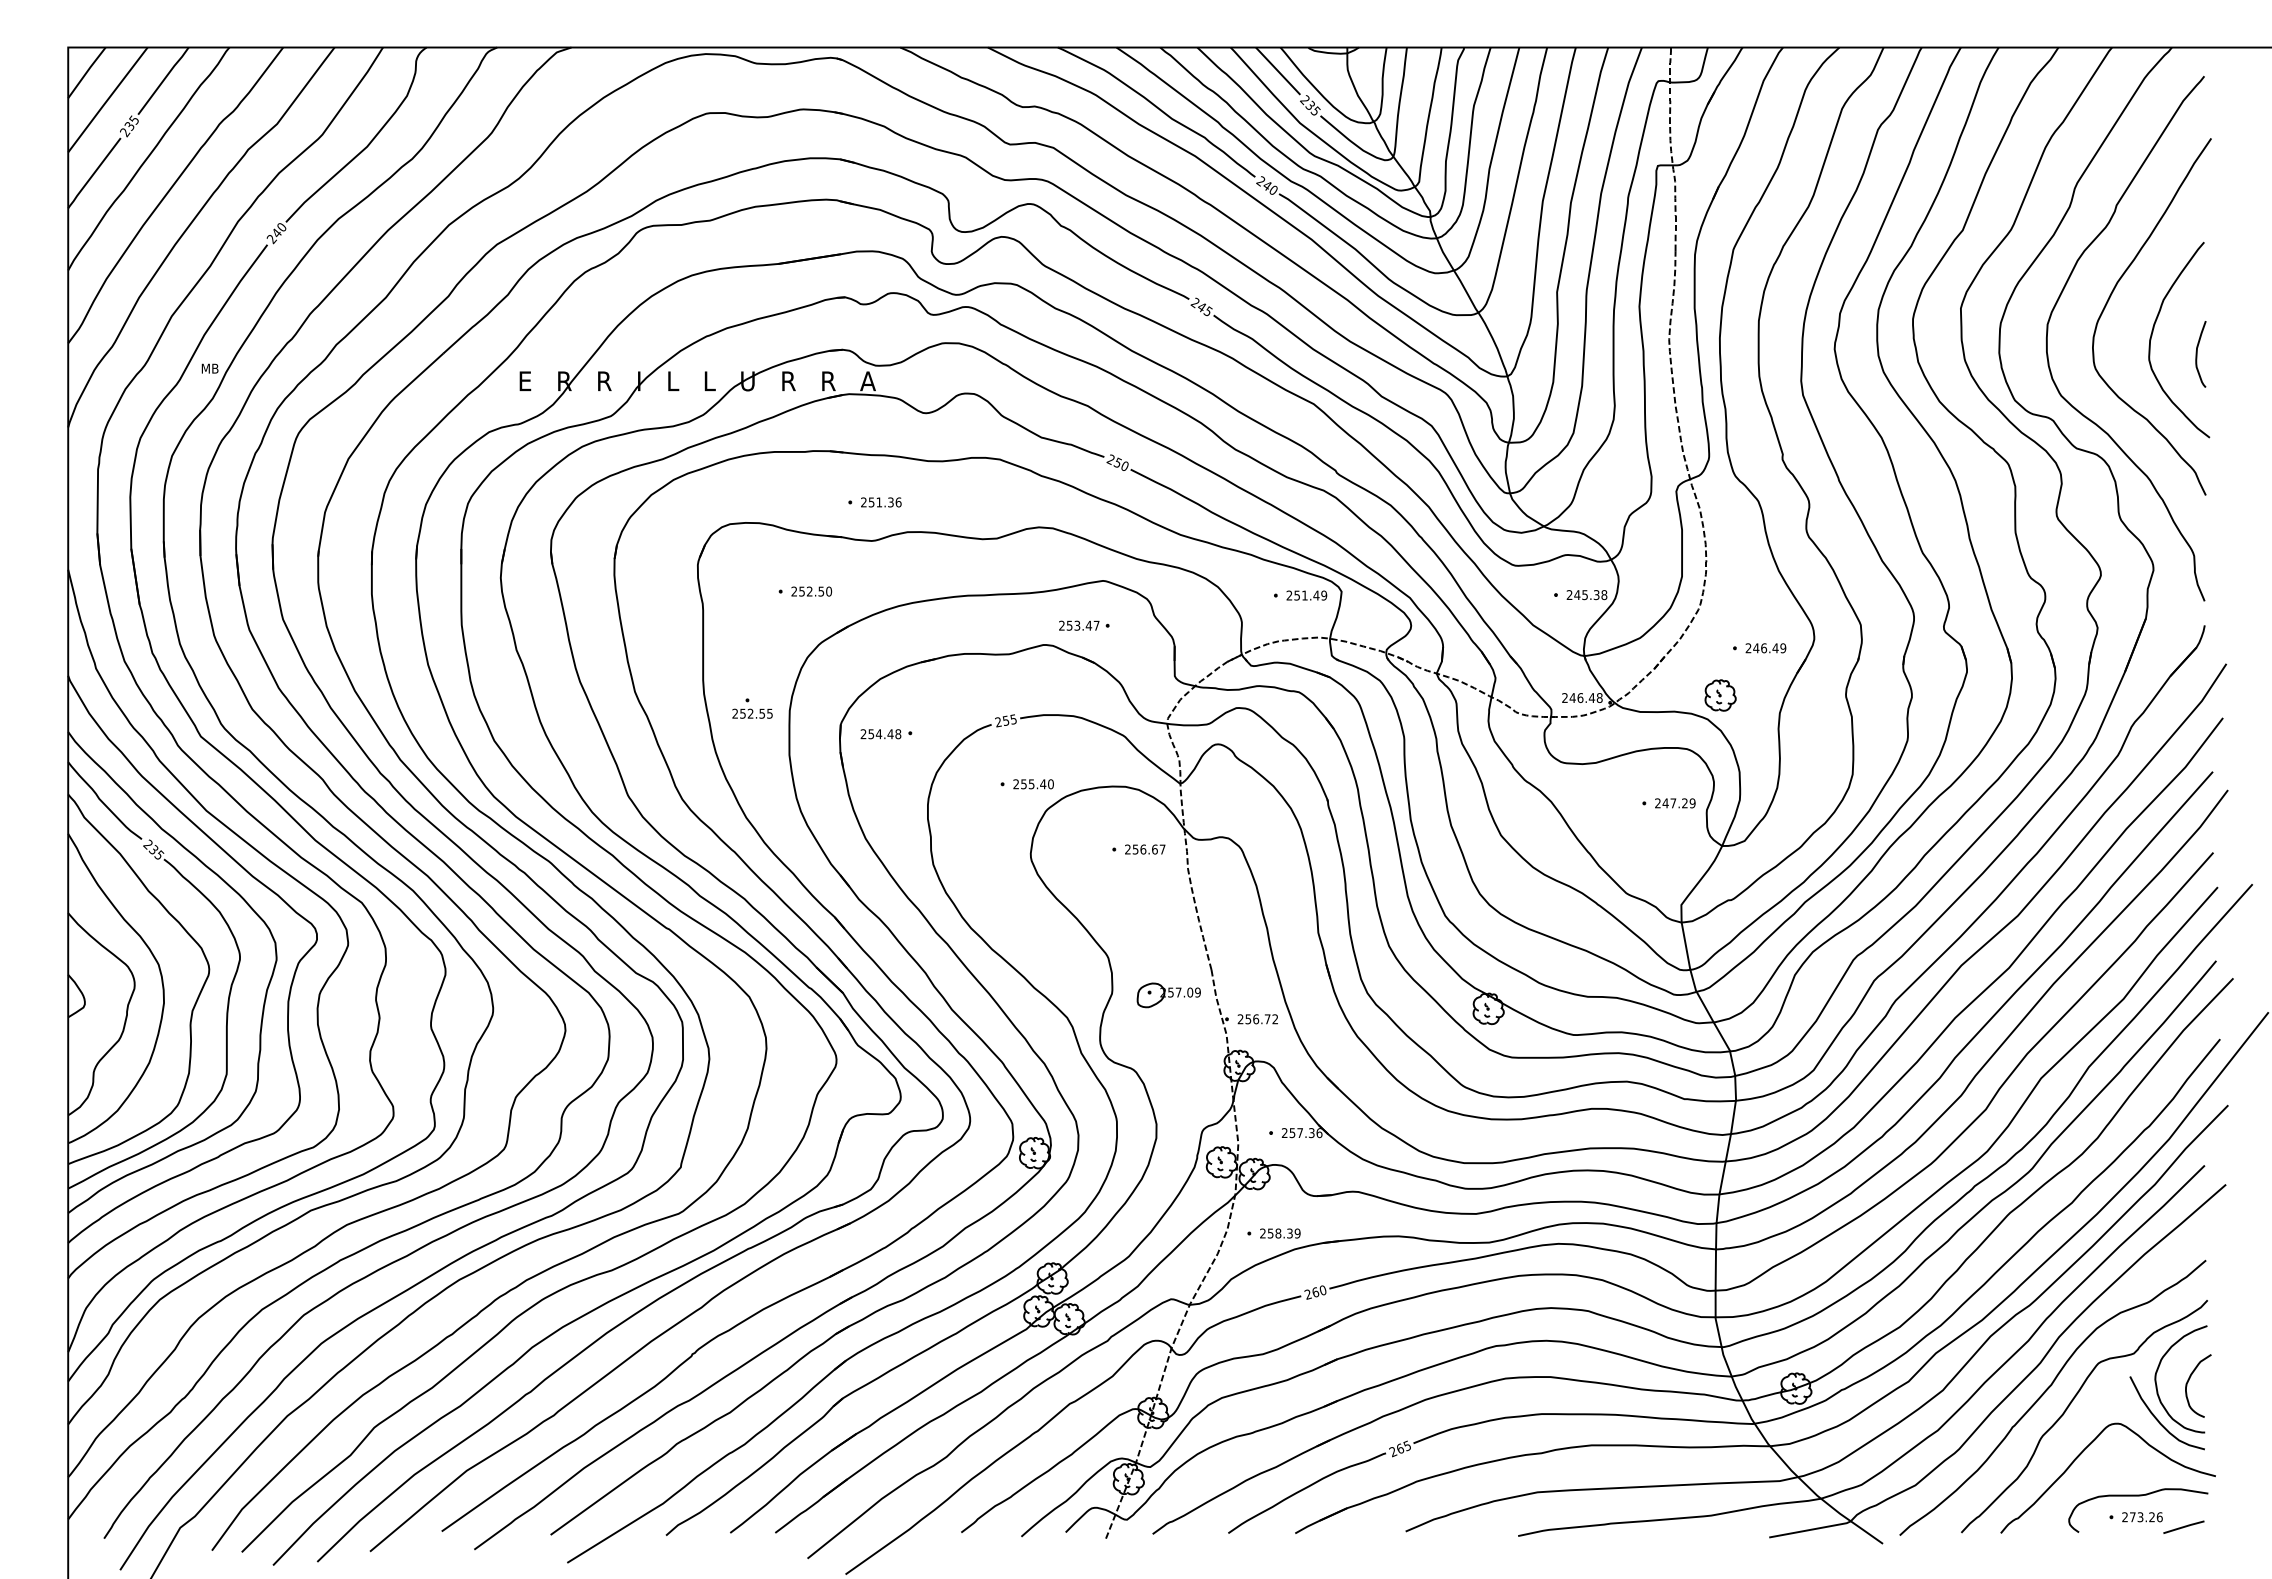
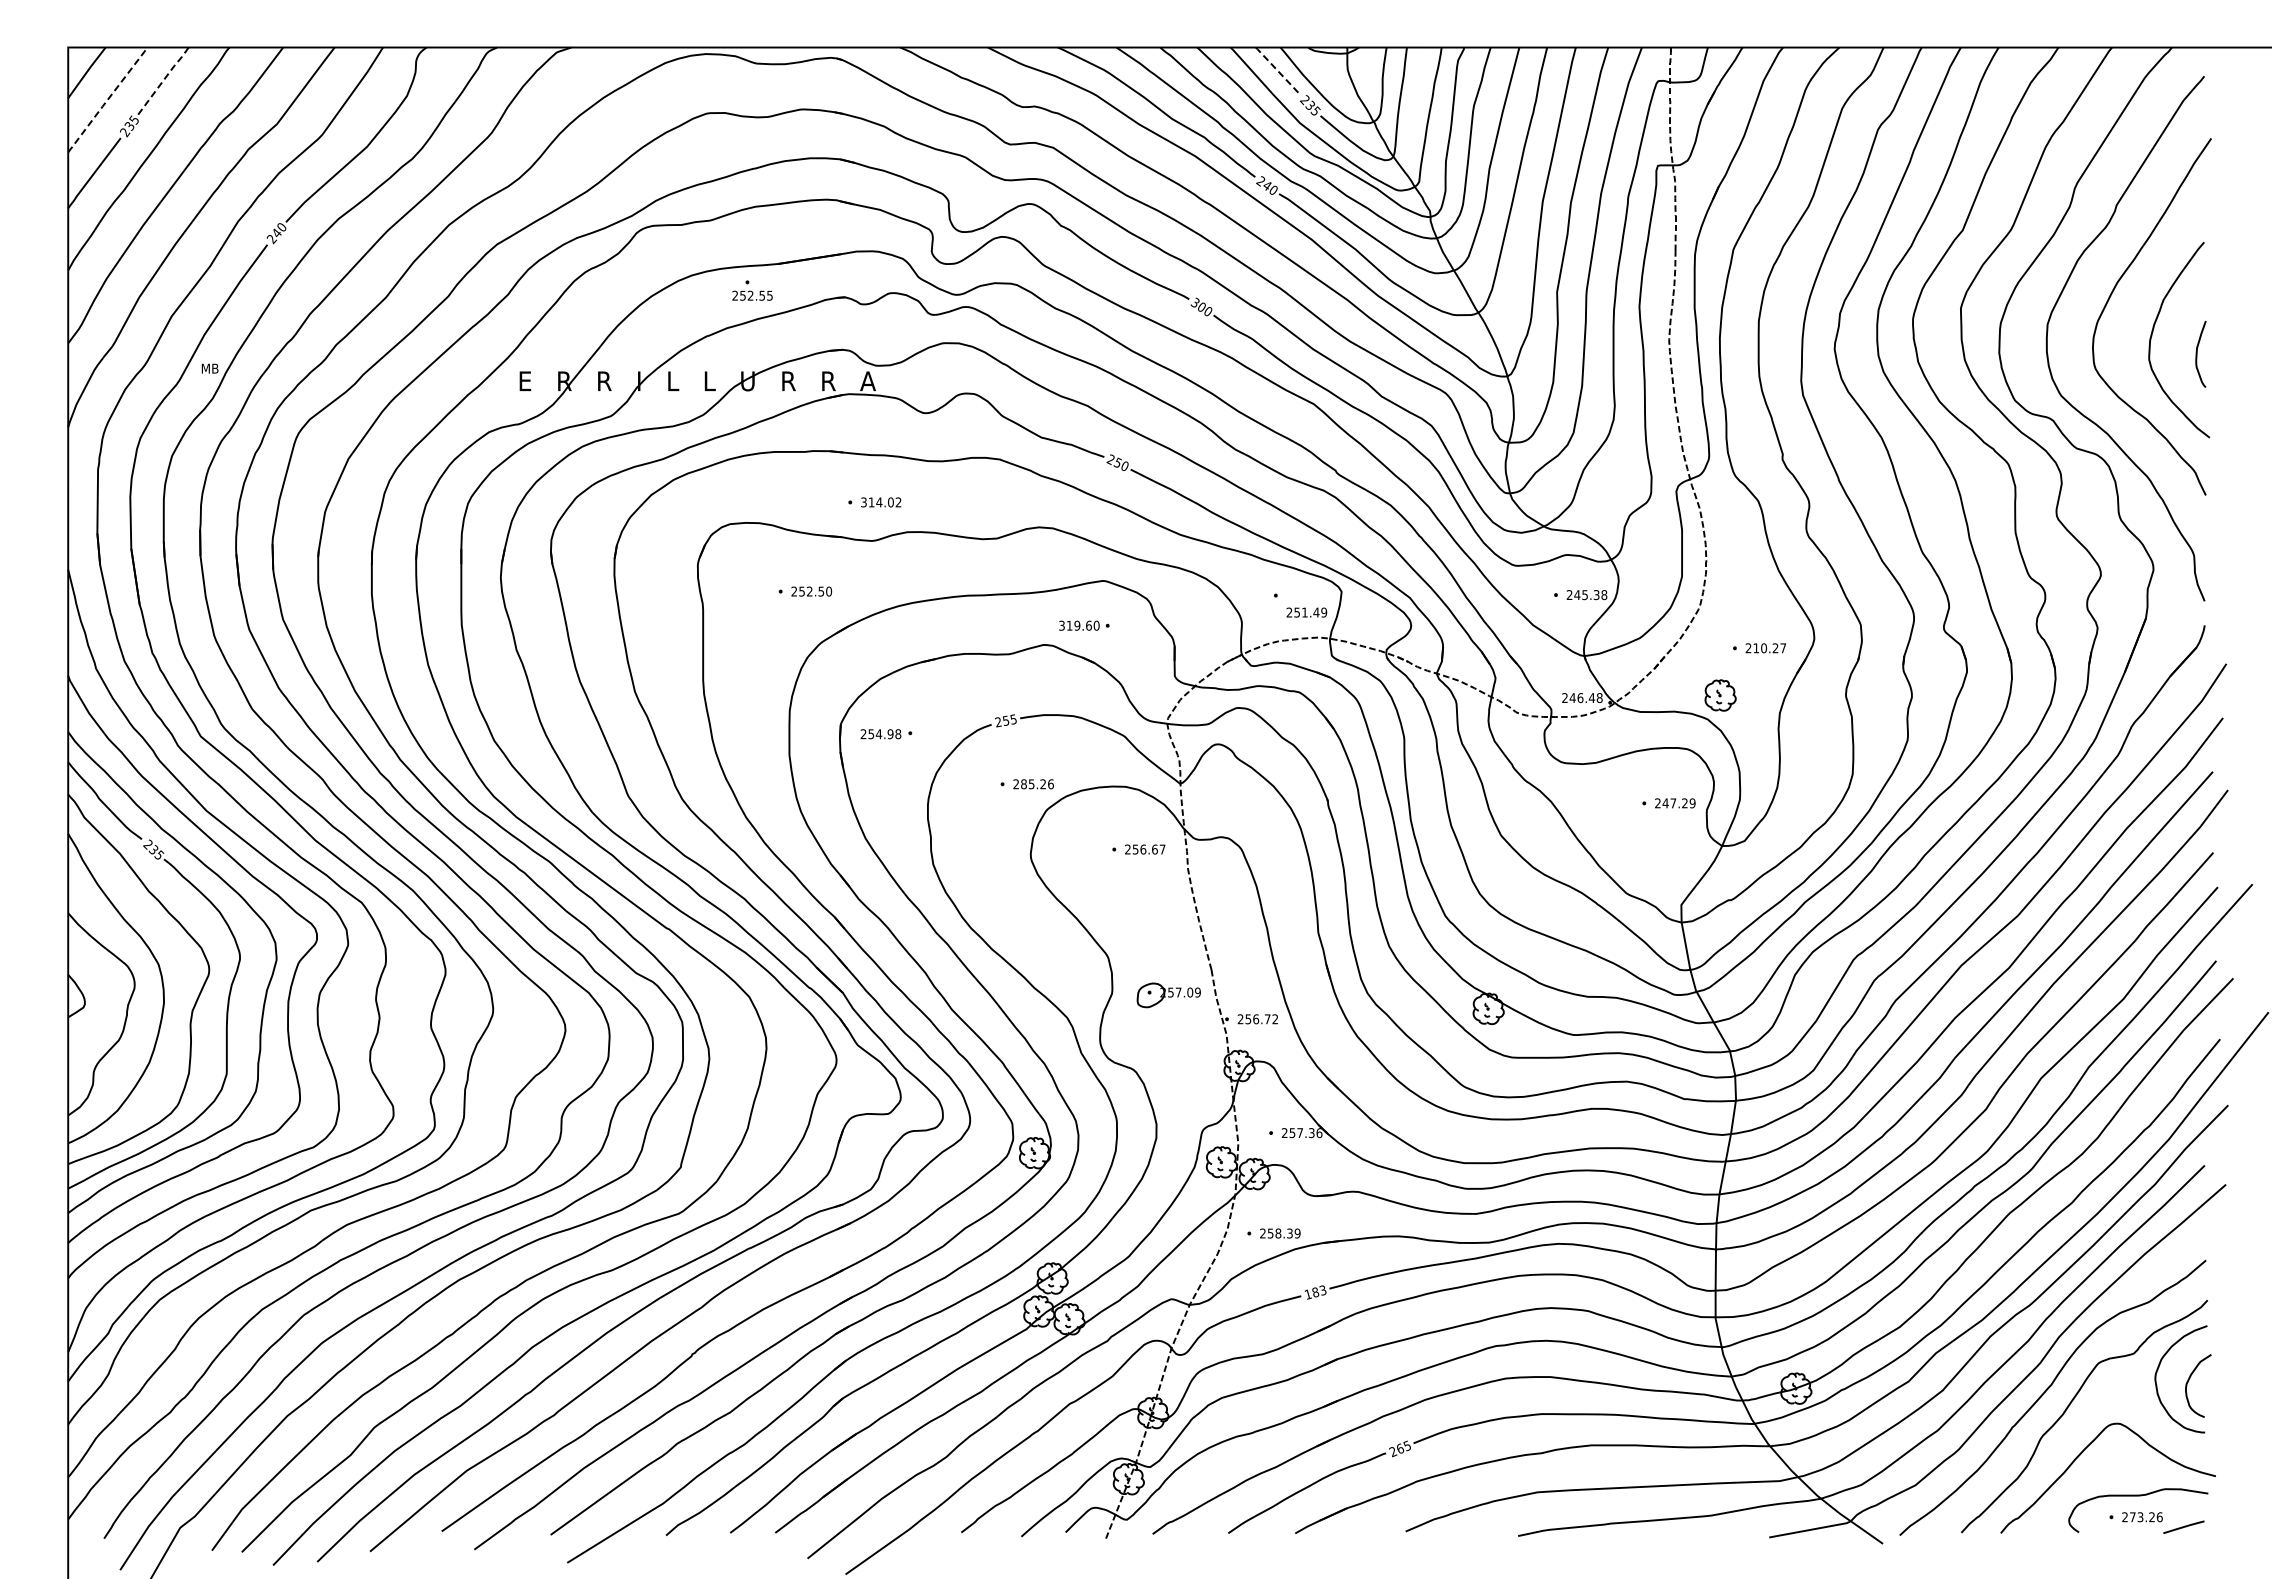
line: solid -> dashed (1277, 71)
line: solid -> dashed (164, 79)
line: solid -> dashed (107, 100)
text: 245 -> 300 (1201, 306)
text: 251.36 -> 314.02 (881, 502)
text position: (1306, 595) -> (1306, 612) (1306, 612)
text: 253.47 -> 319.60 (1079, 625)
text: 246.49 -> 210.27 (1769, 648)
part position: (752, 708) -> (752, 290) (752, 290)
text: 254.48 -> 254.98 (890, 734)
text: 255.40 -> 285.26 (1037, 784)
text: 260 -> 183 (1315, 1292)
curve: present -> none (2159, 1420)
